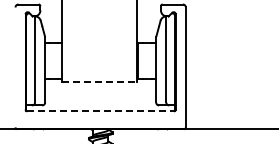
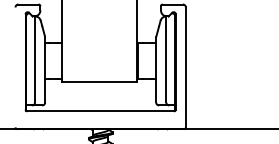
line: dashed -> solid (99, 81)
line: dashed -> solid (101, 111)
